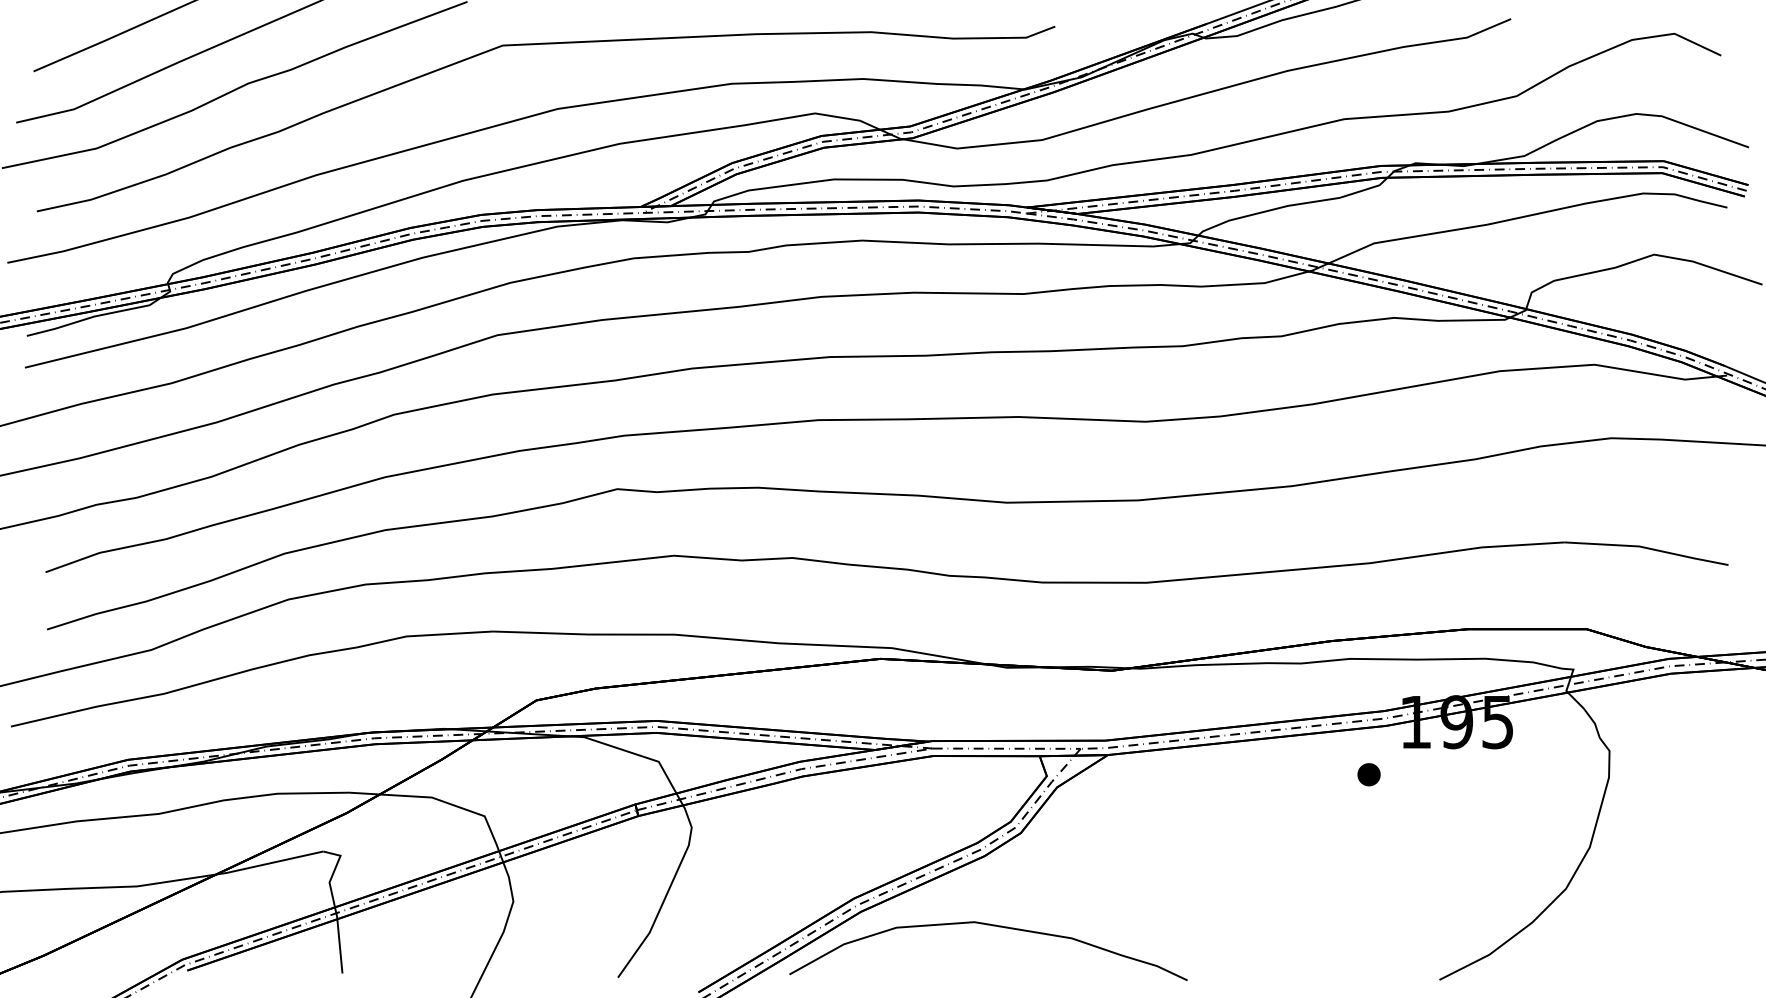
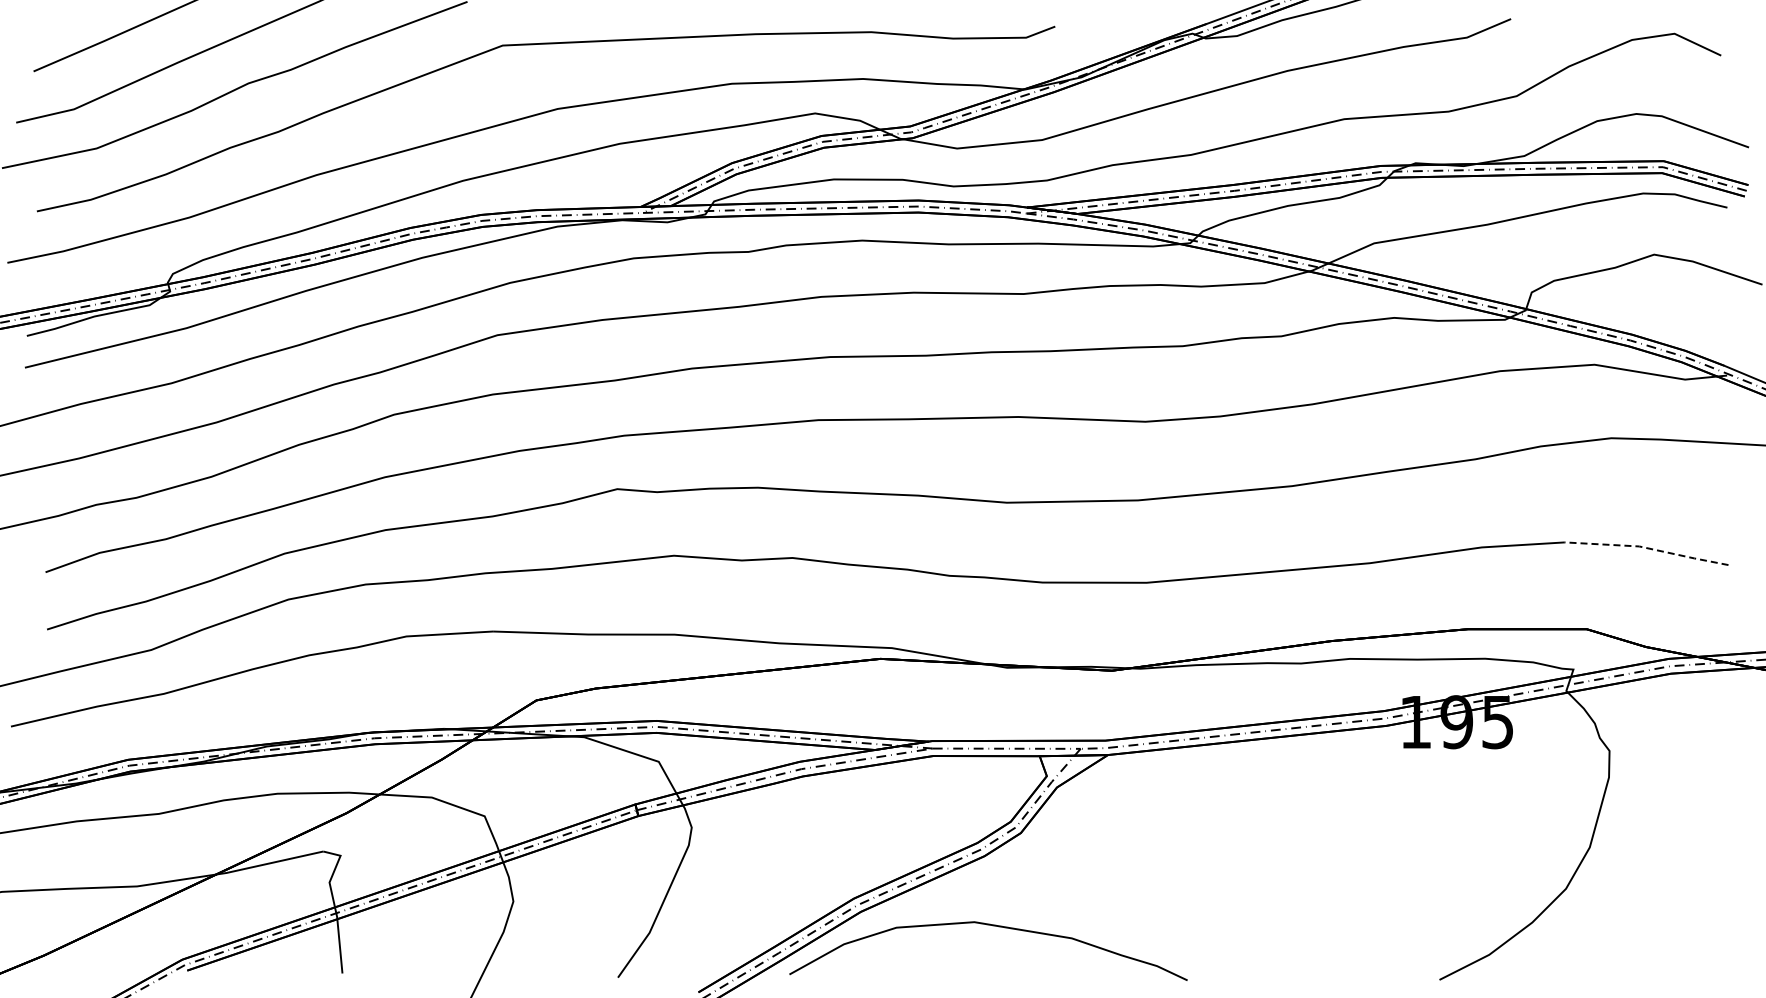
line: solid -> dashed (1647, 548)
part: present -> none (1368, 774)
